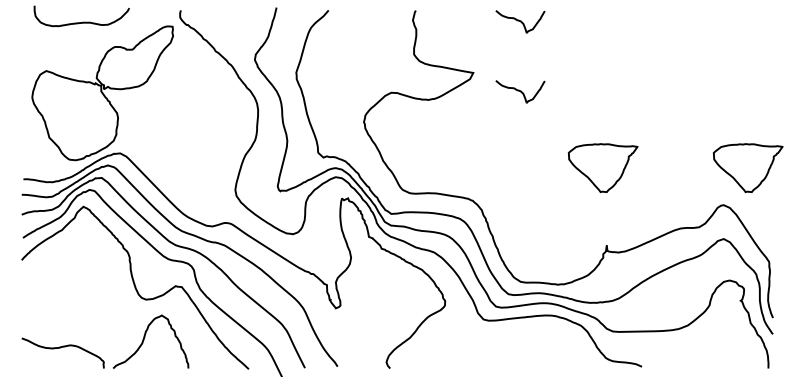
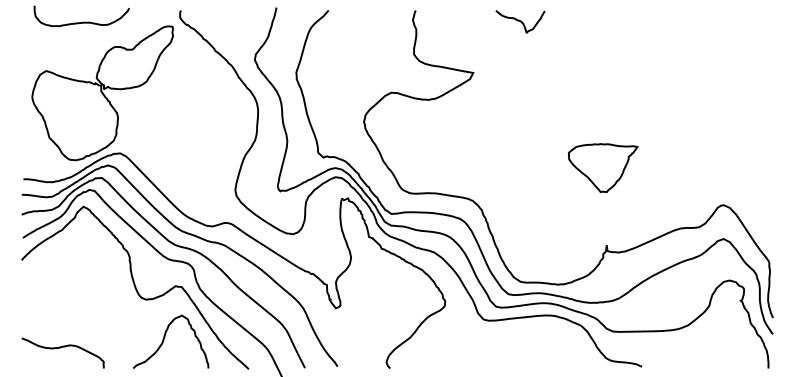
curve: present -> none (520, 91)
part: present -> none (747, 168)
curve position: (144, 340) -> (164, 340) (164, 340)
